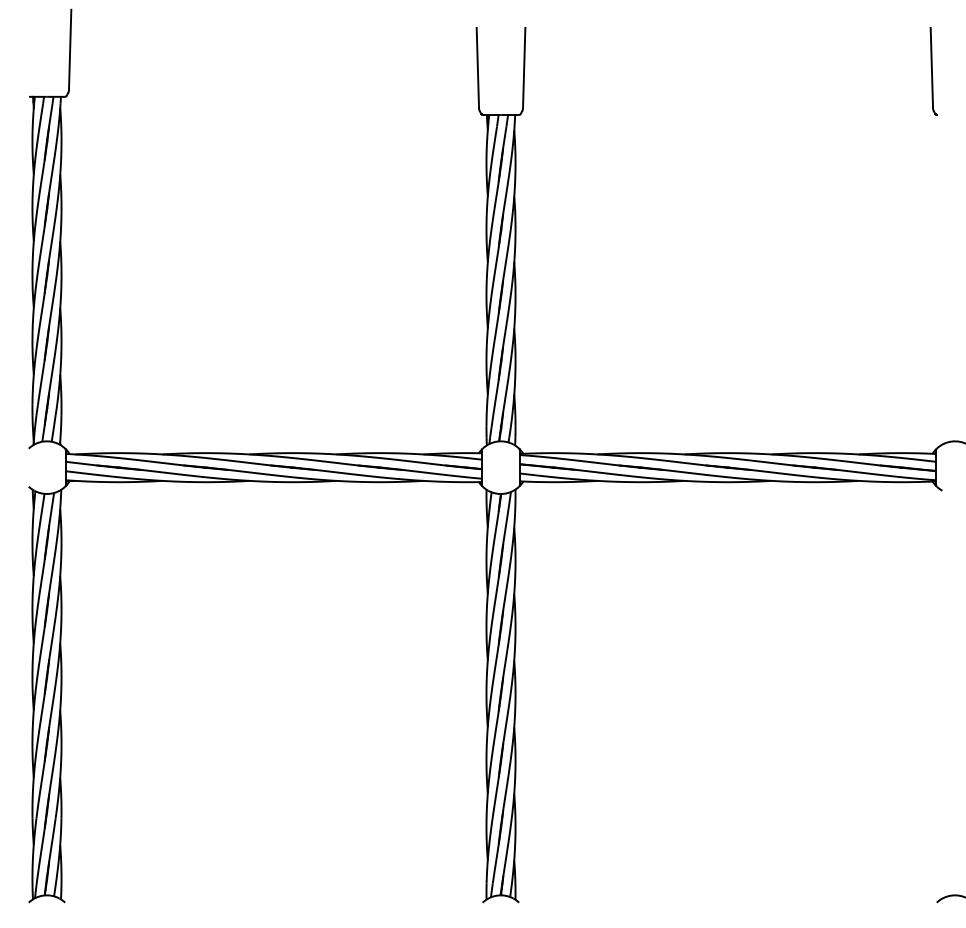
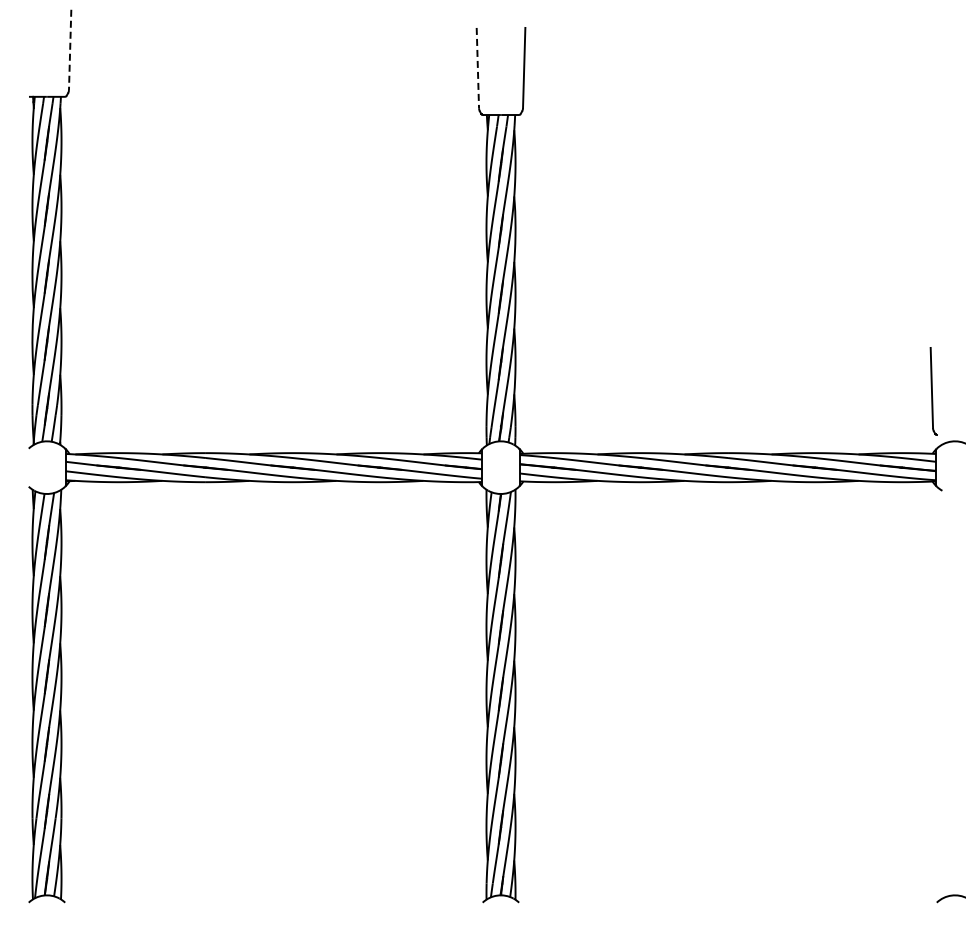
line: solid -> dashed (70, 50)
line: solid -> dashed (477, 68)
part position: (933, 71) -> (933, 391) (933, 391)
